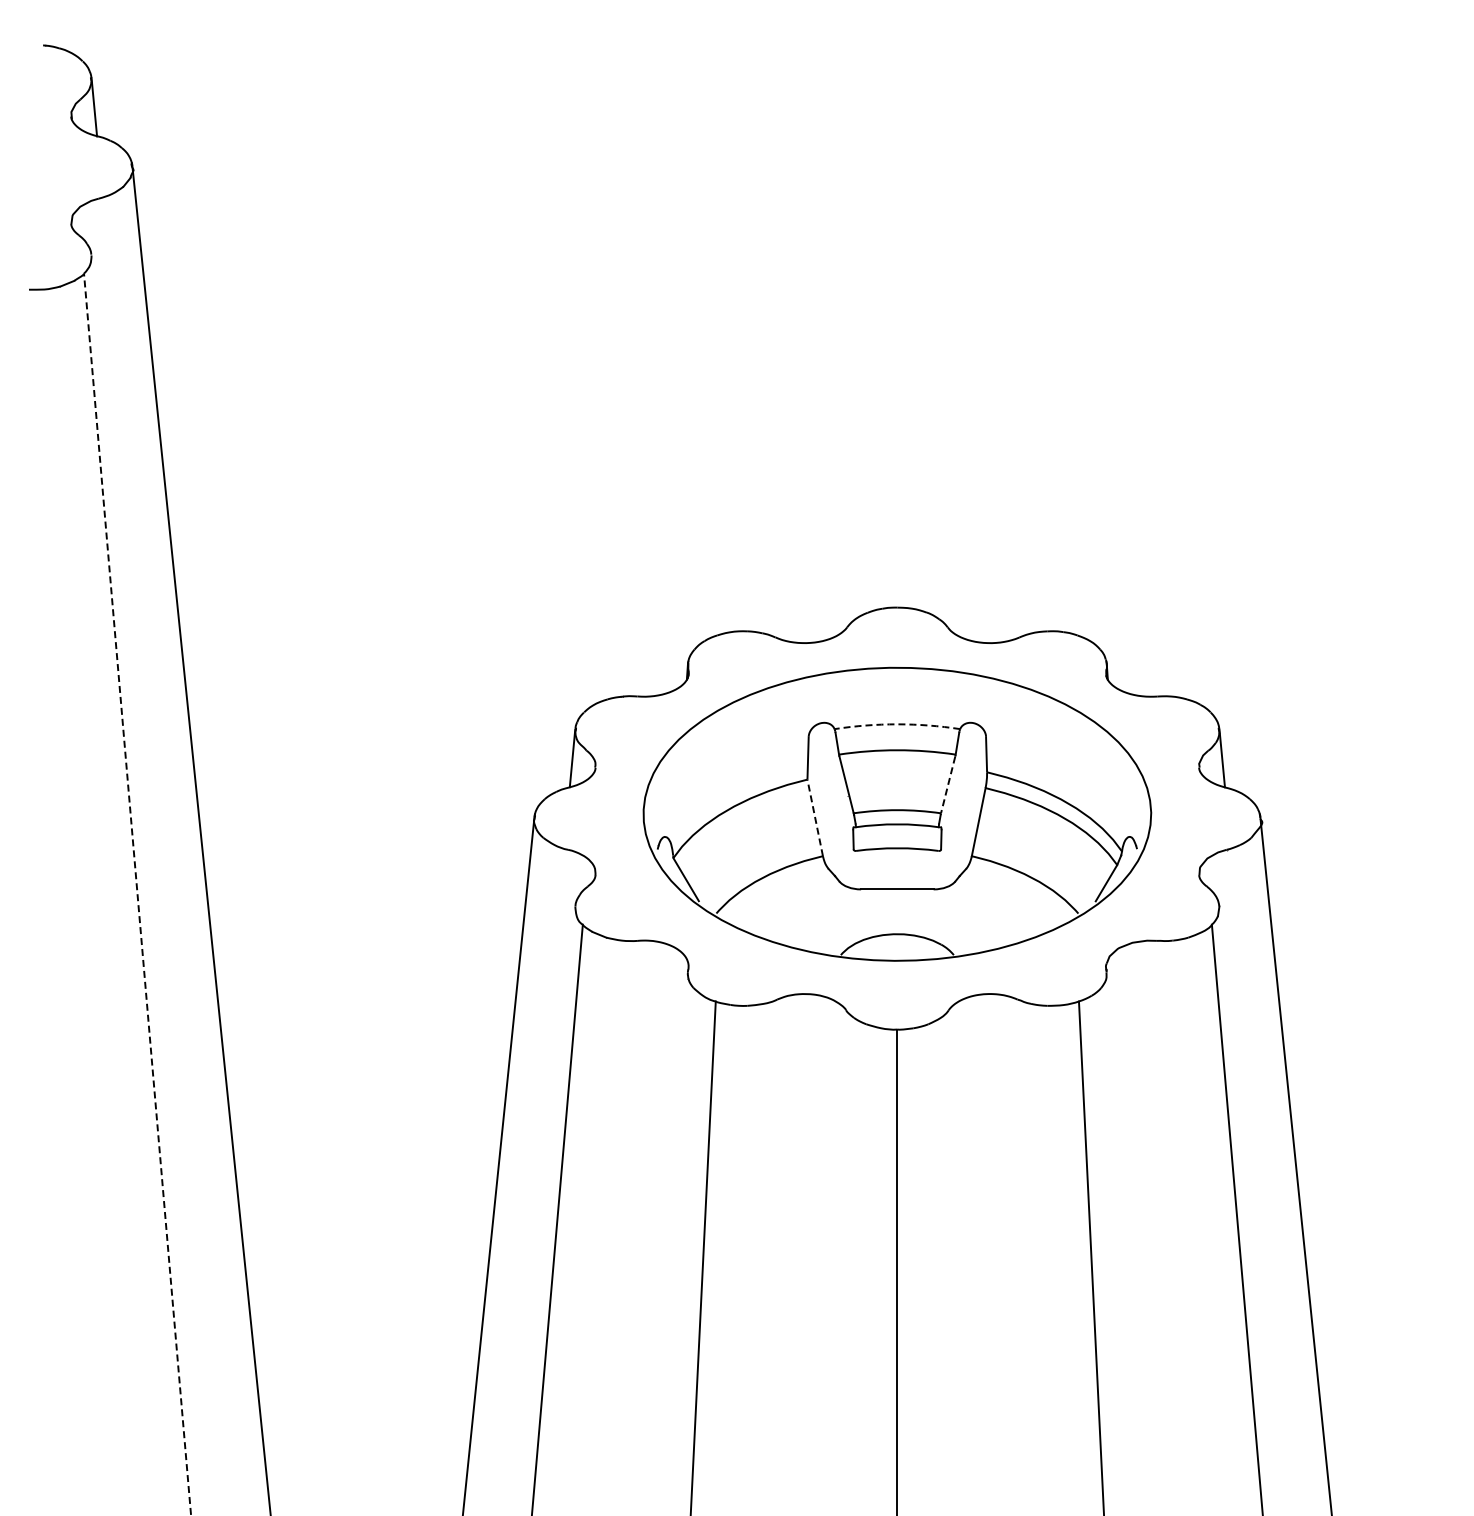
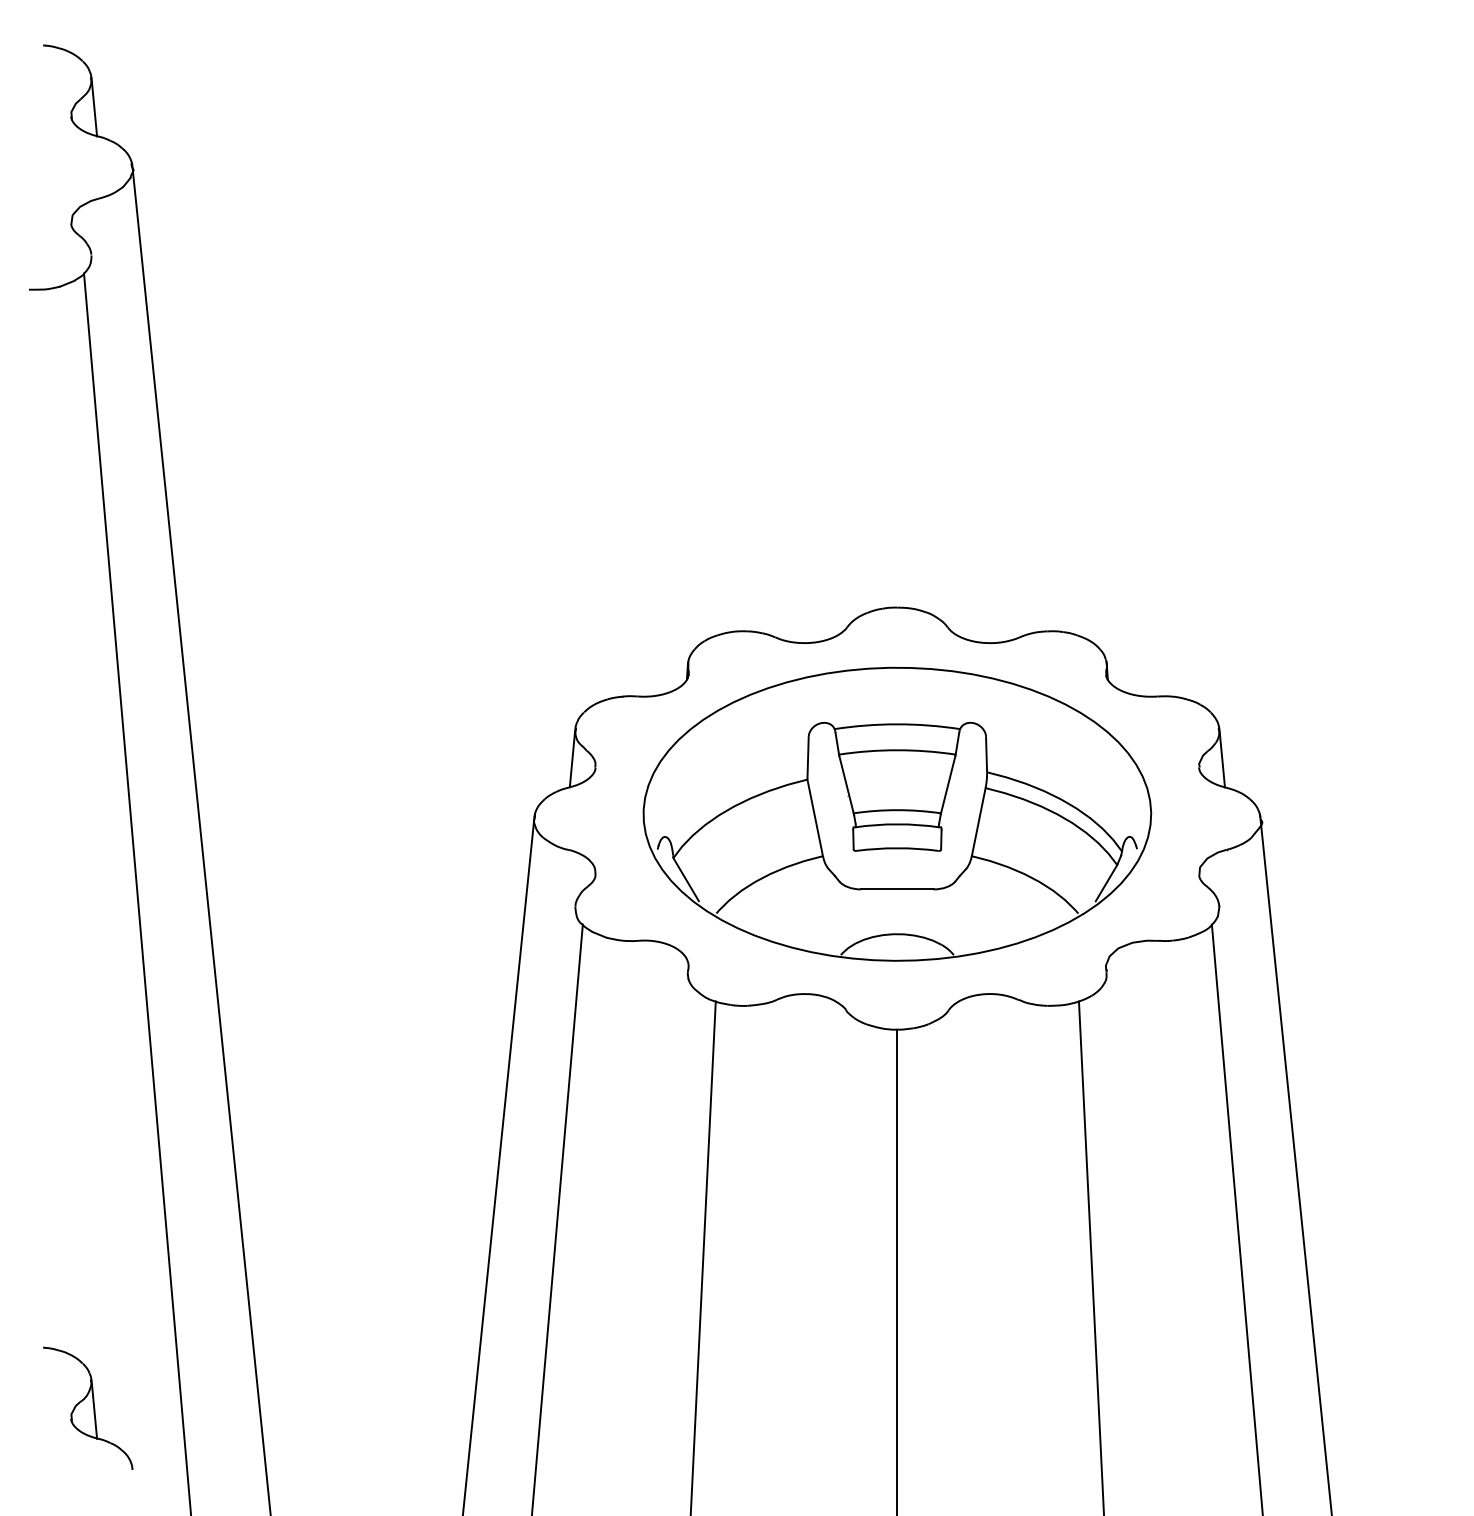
arc: dashed -> solid (897, 724)
line: dashed -> solid (948, 785)
line: dashed -> solid (815, 817)
line: dashed -> solid (137, 894)
part: none -> present (88, 1407)
